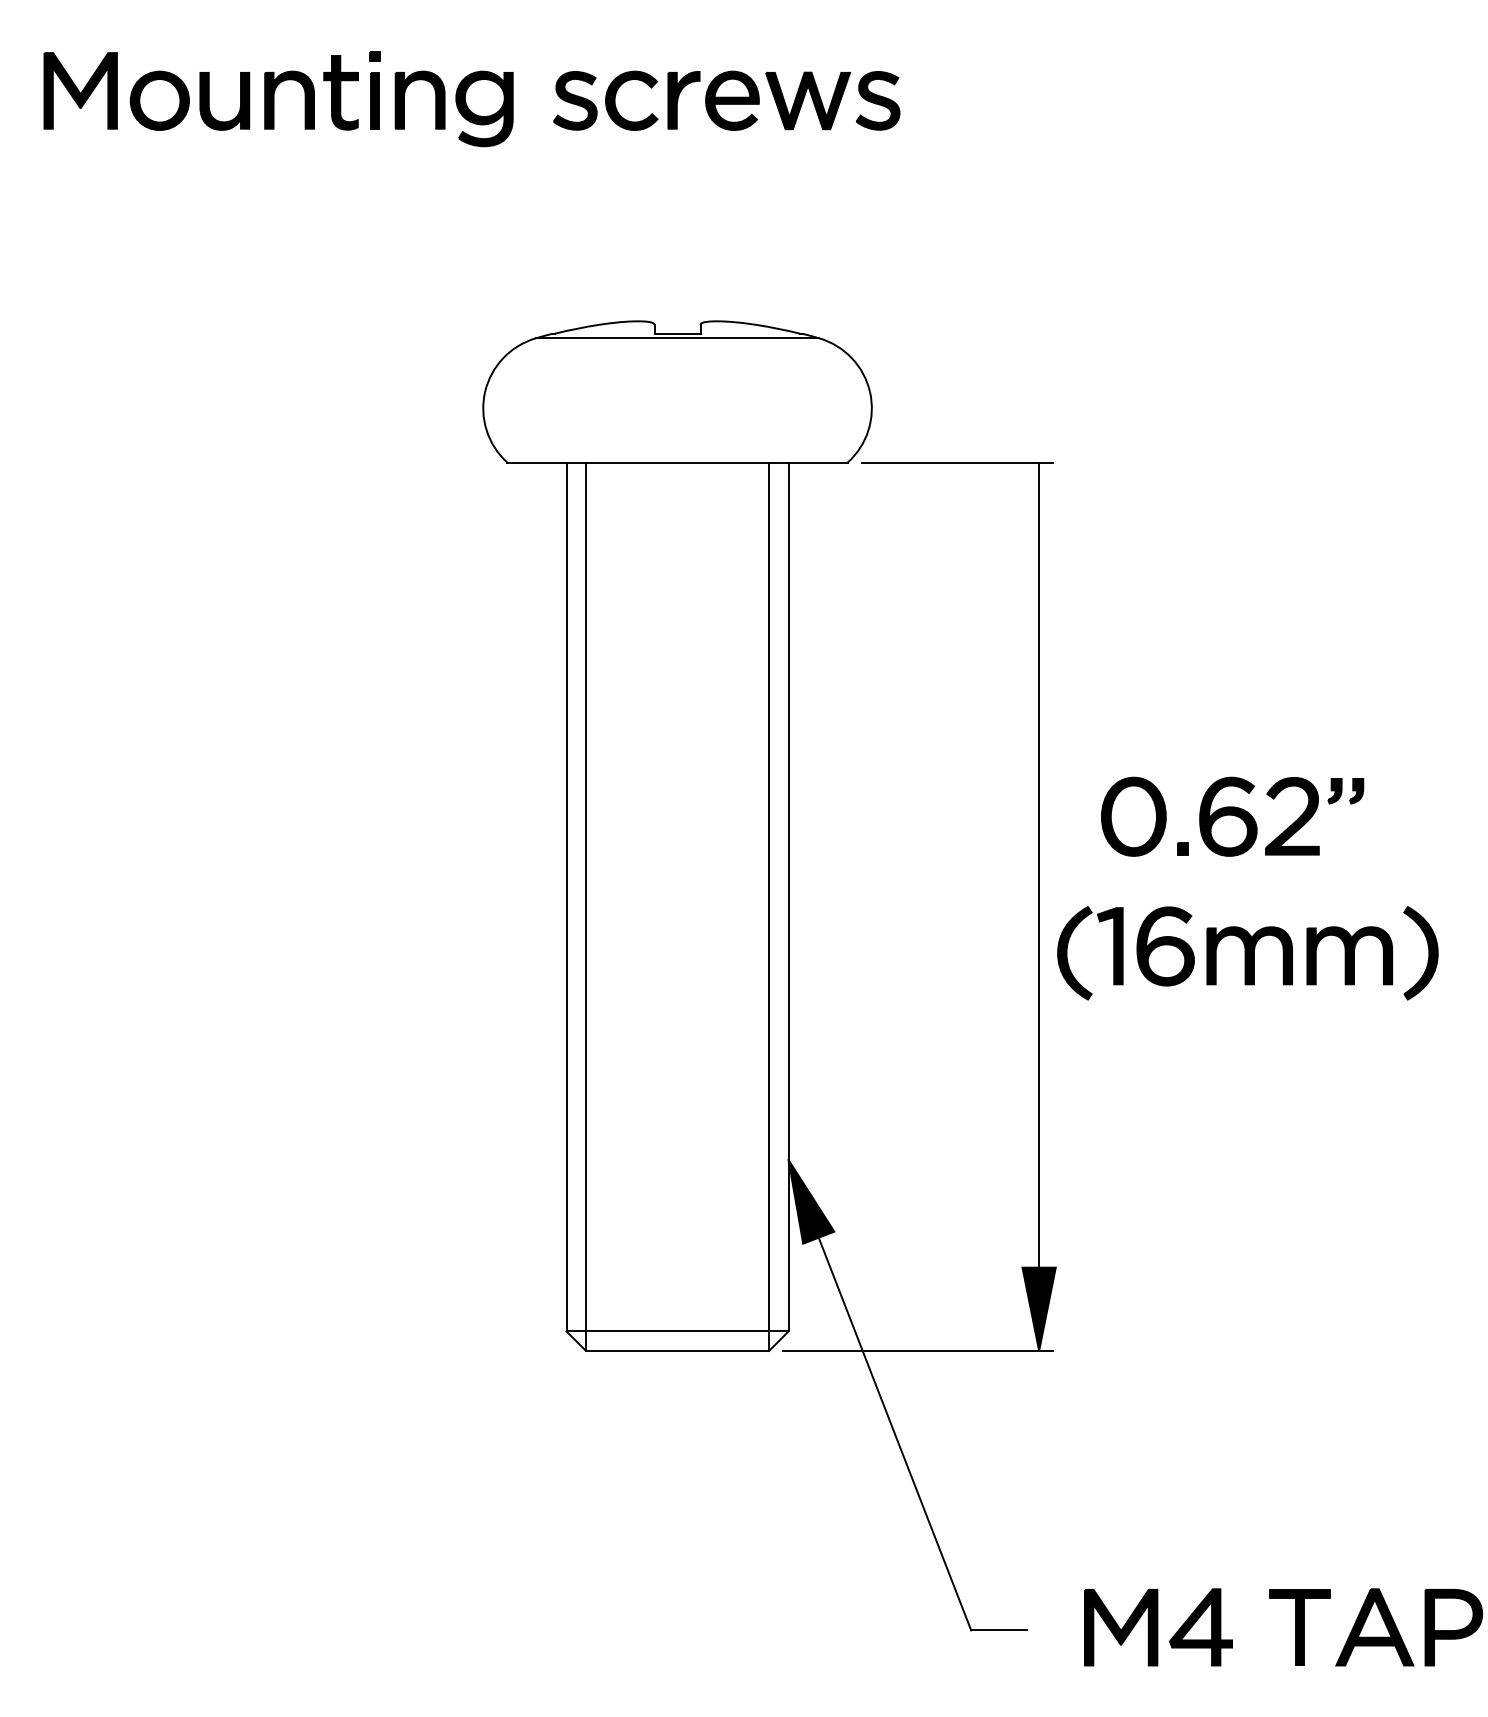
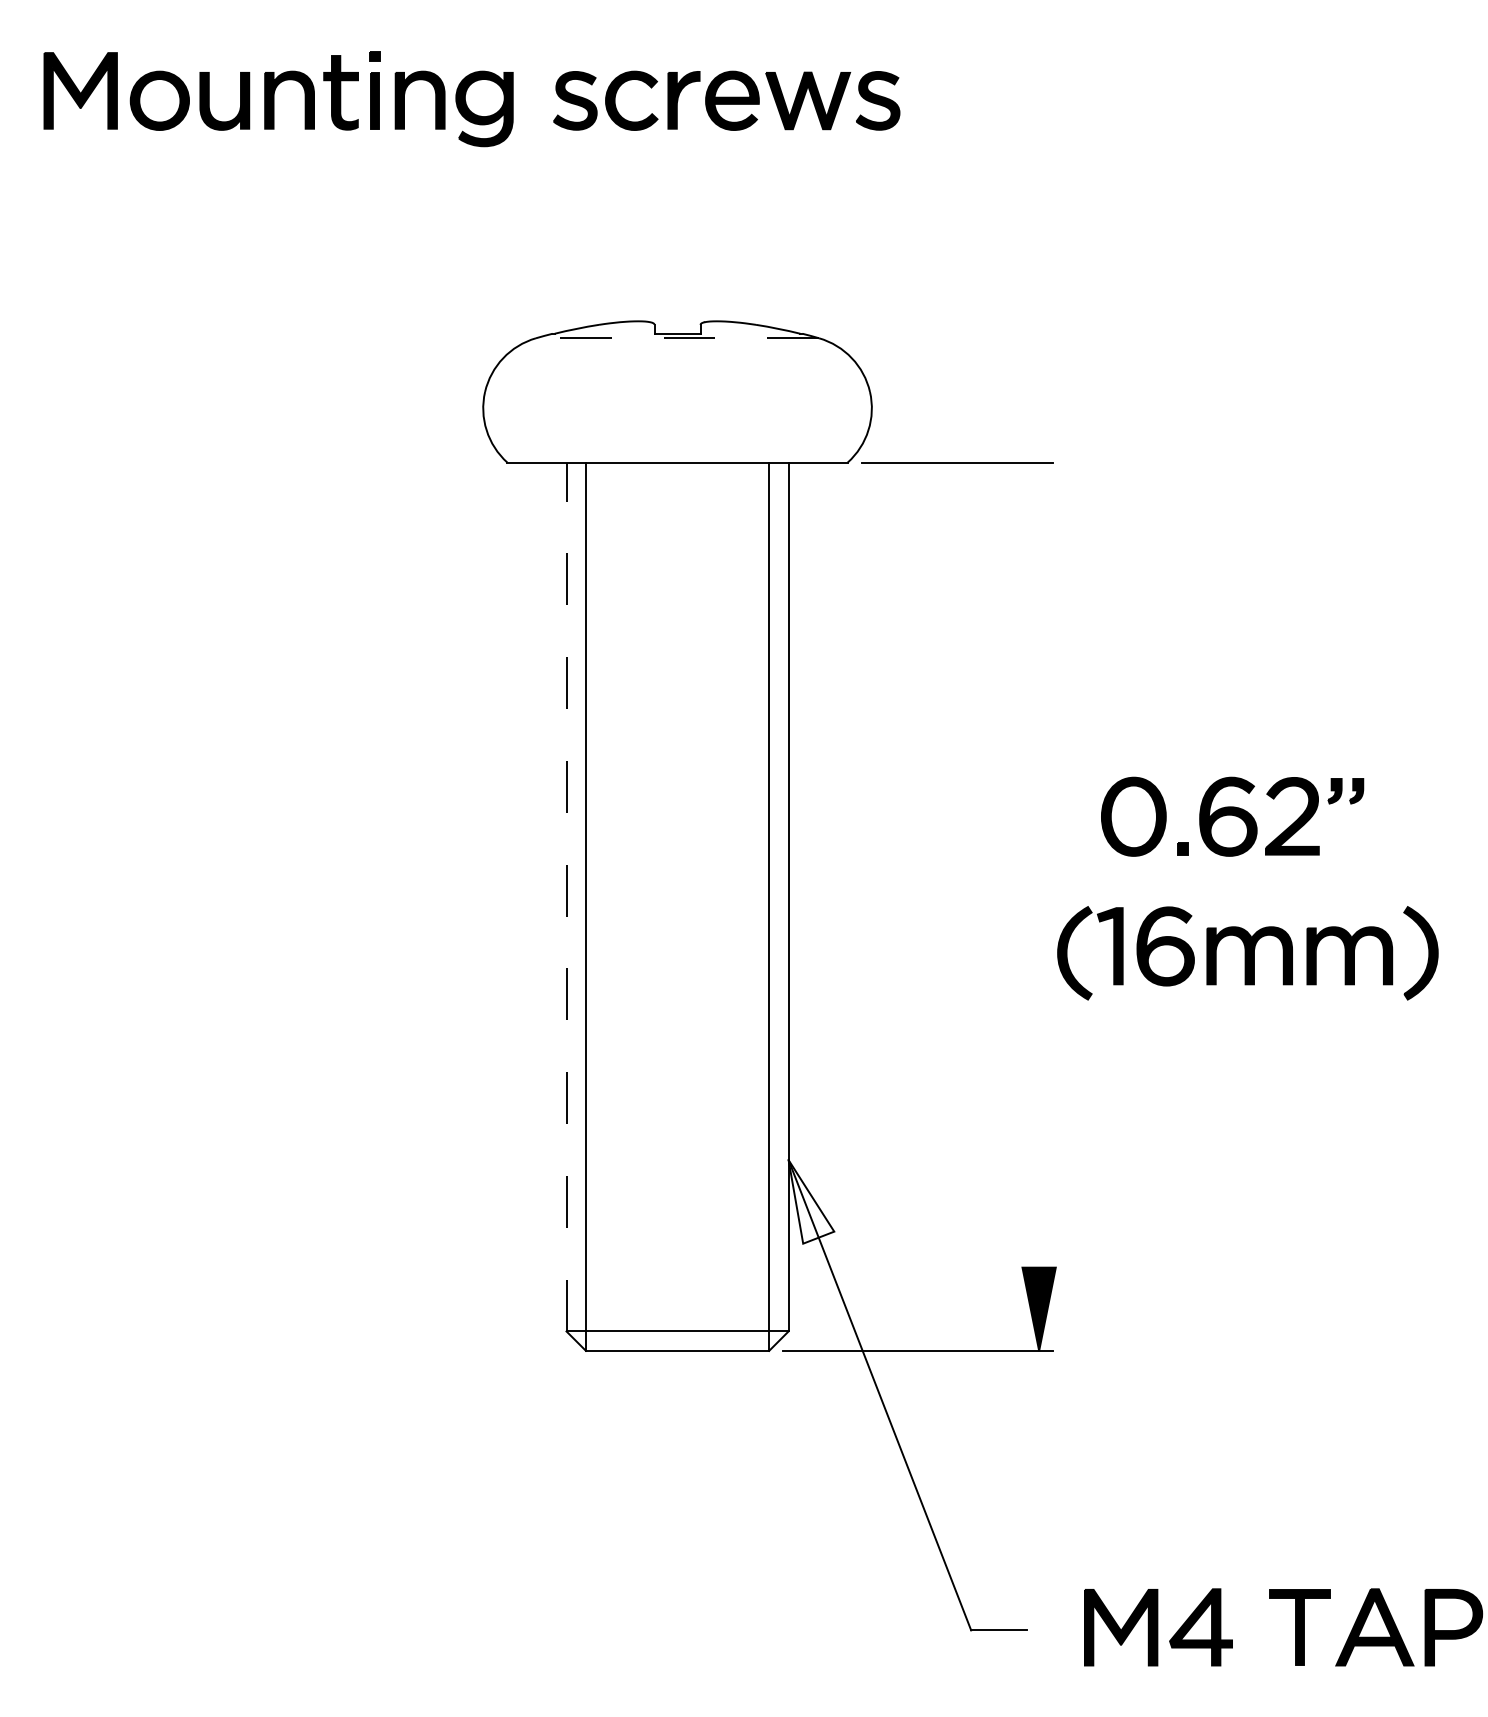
line: solid -> dashed (677, 338)
line: solid -> dashed (566, 896)
line: present -> none (1039, 906)
fill: present -> none (811, 1201)
